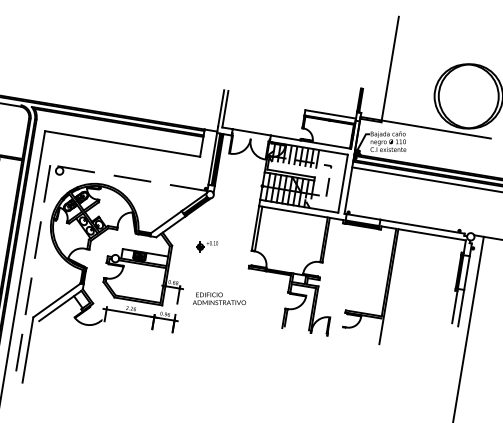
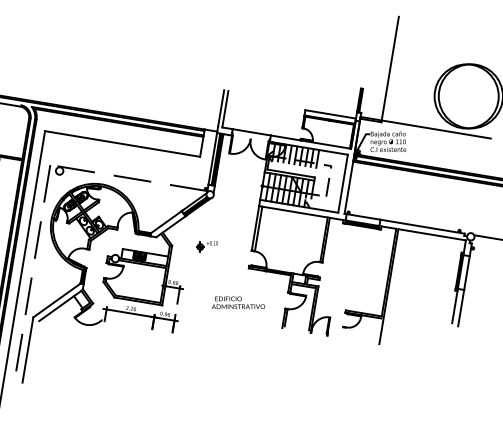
line: present -> none (425, 179)
text position: (219, 298) -> (238, 302) (238, 302)
line: present -> none (468, 327)
